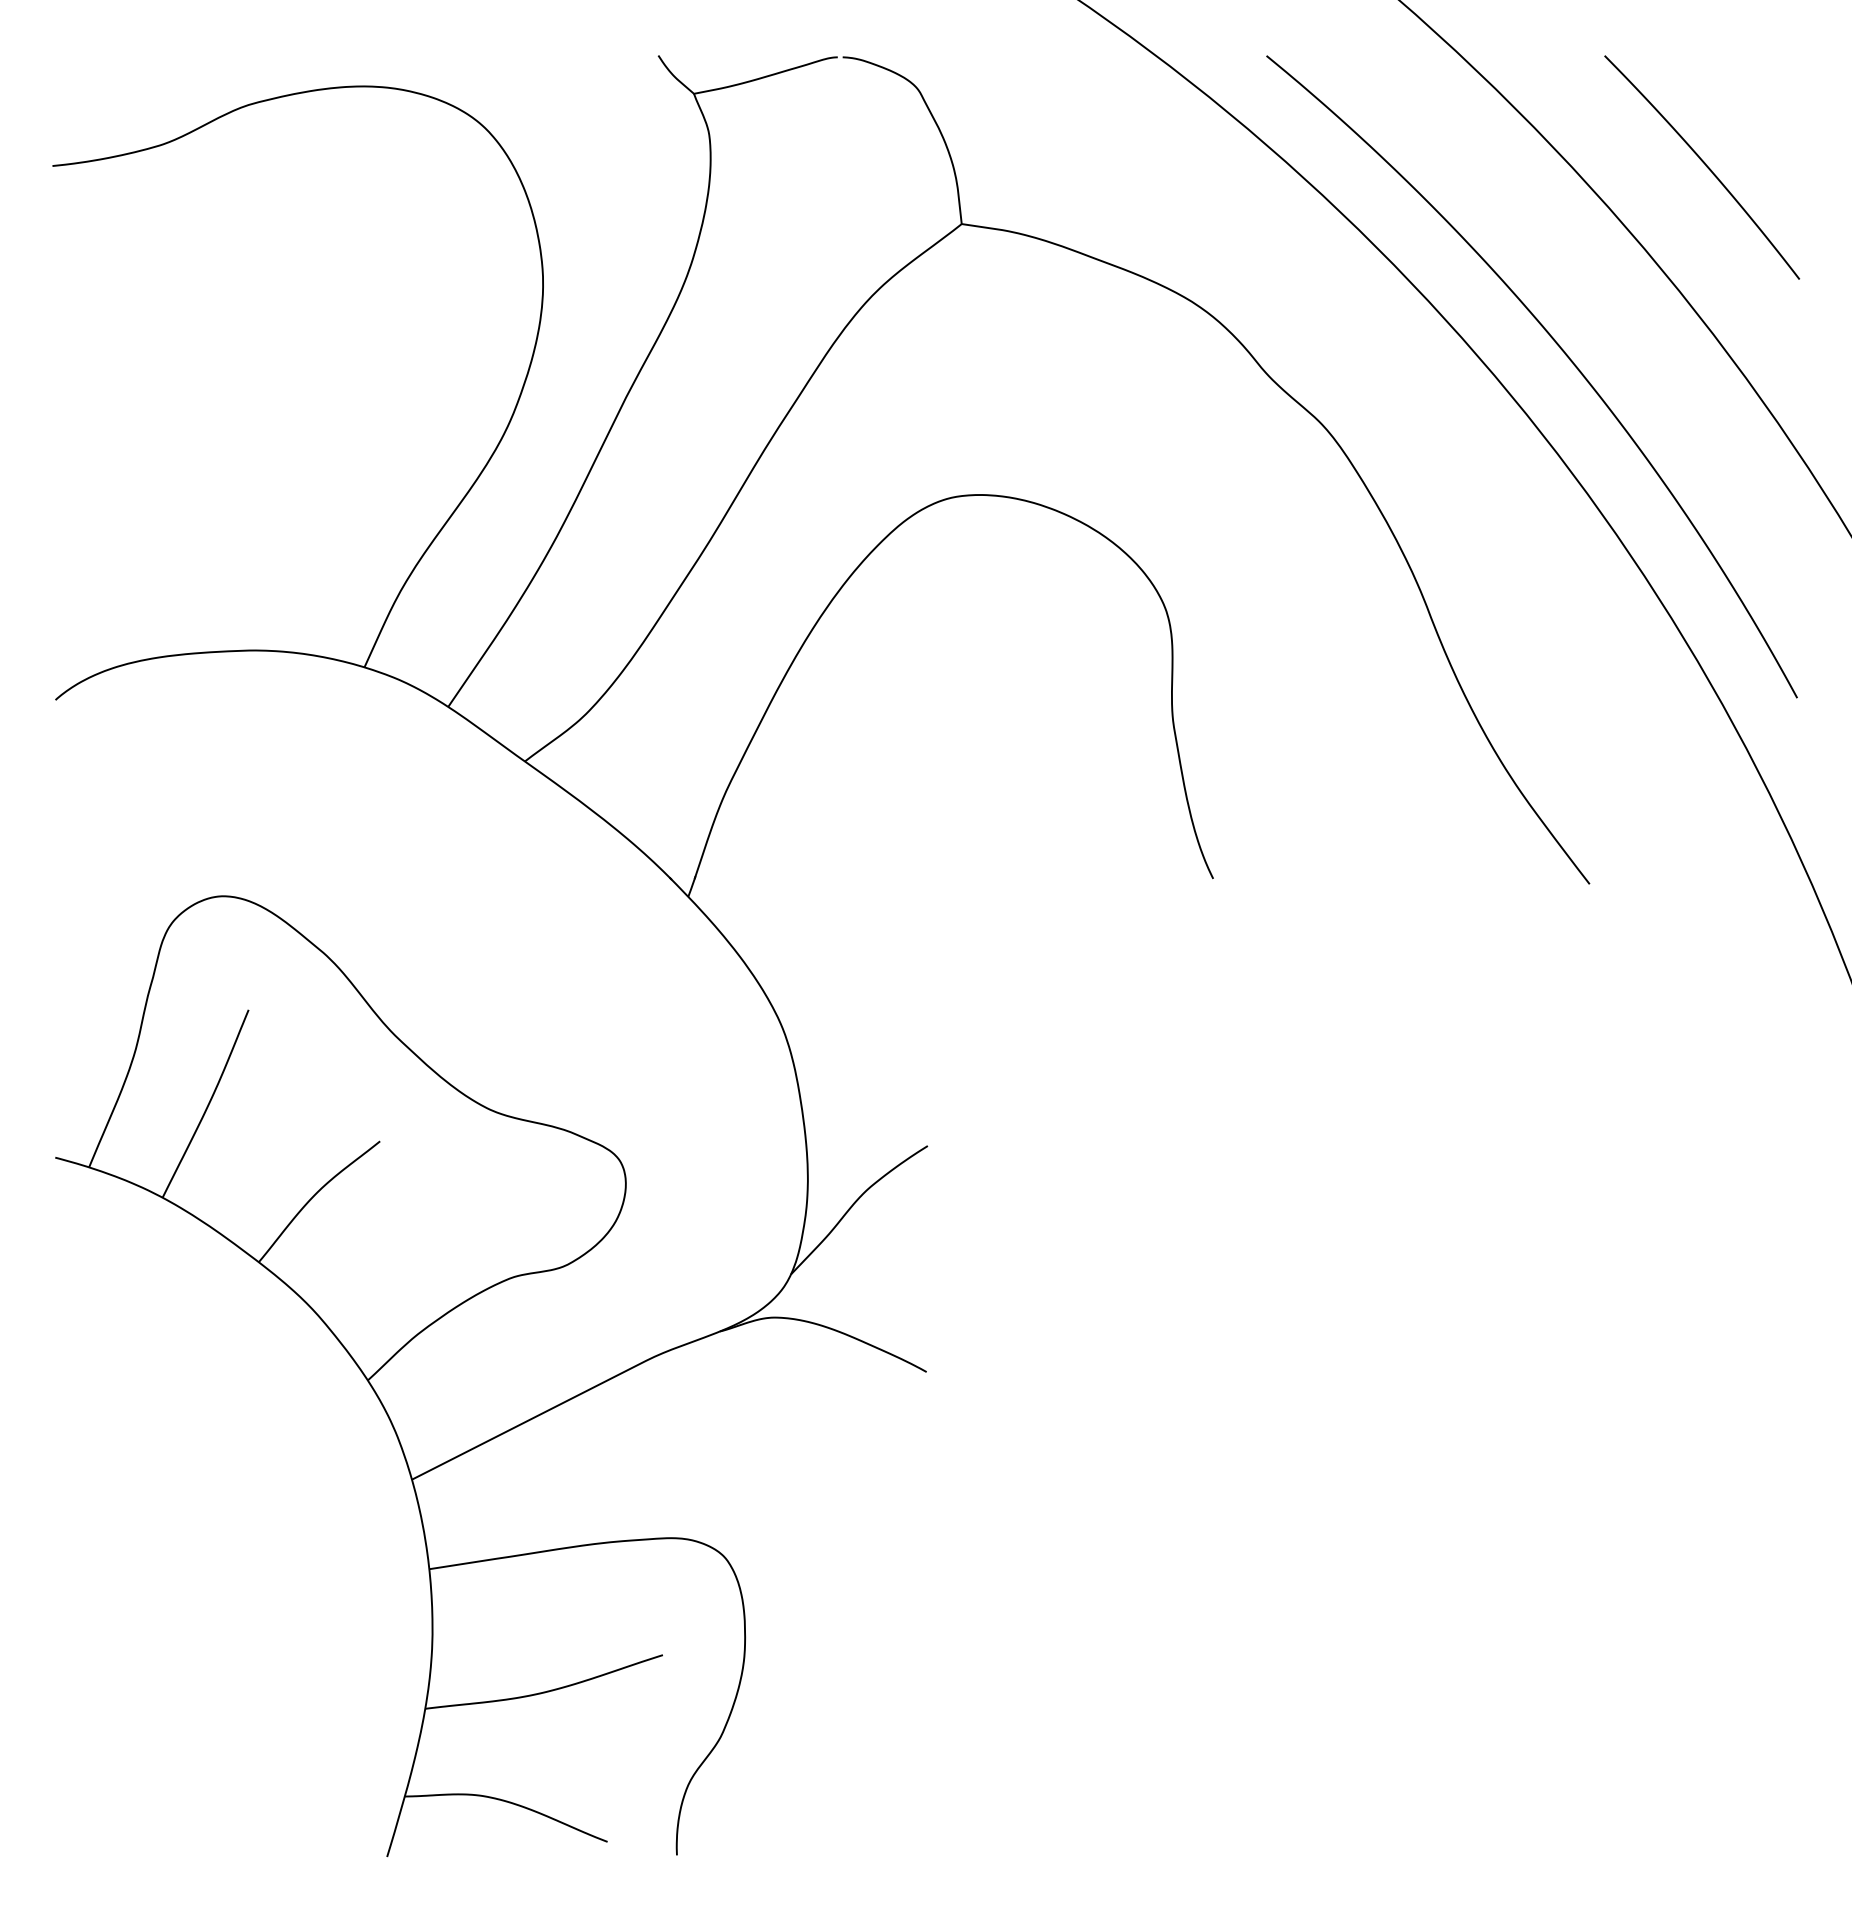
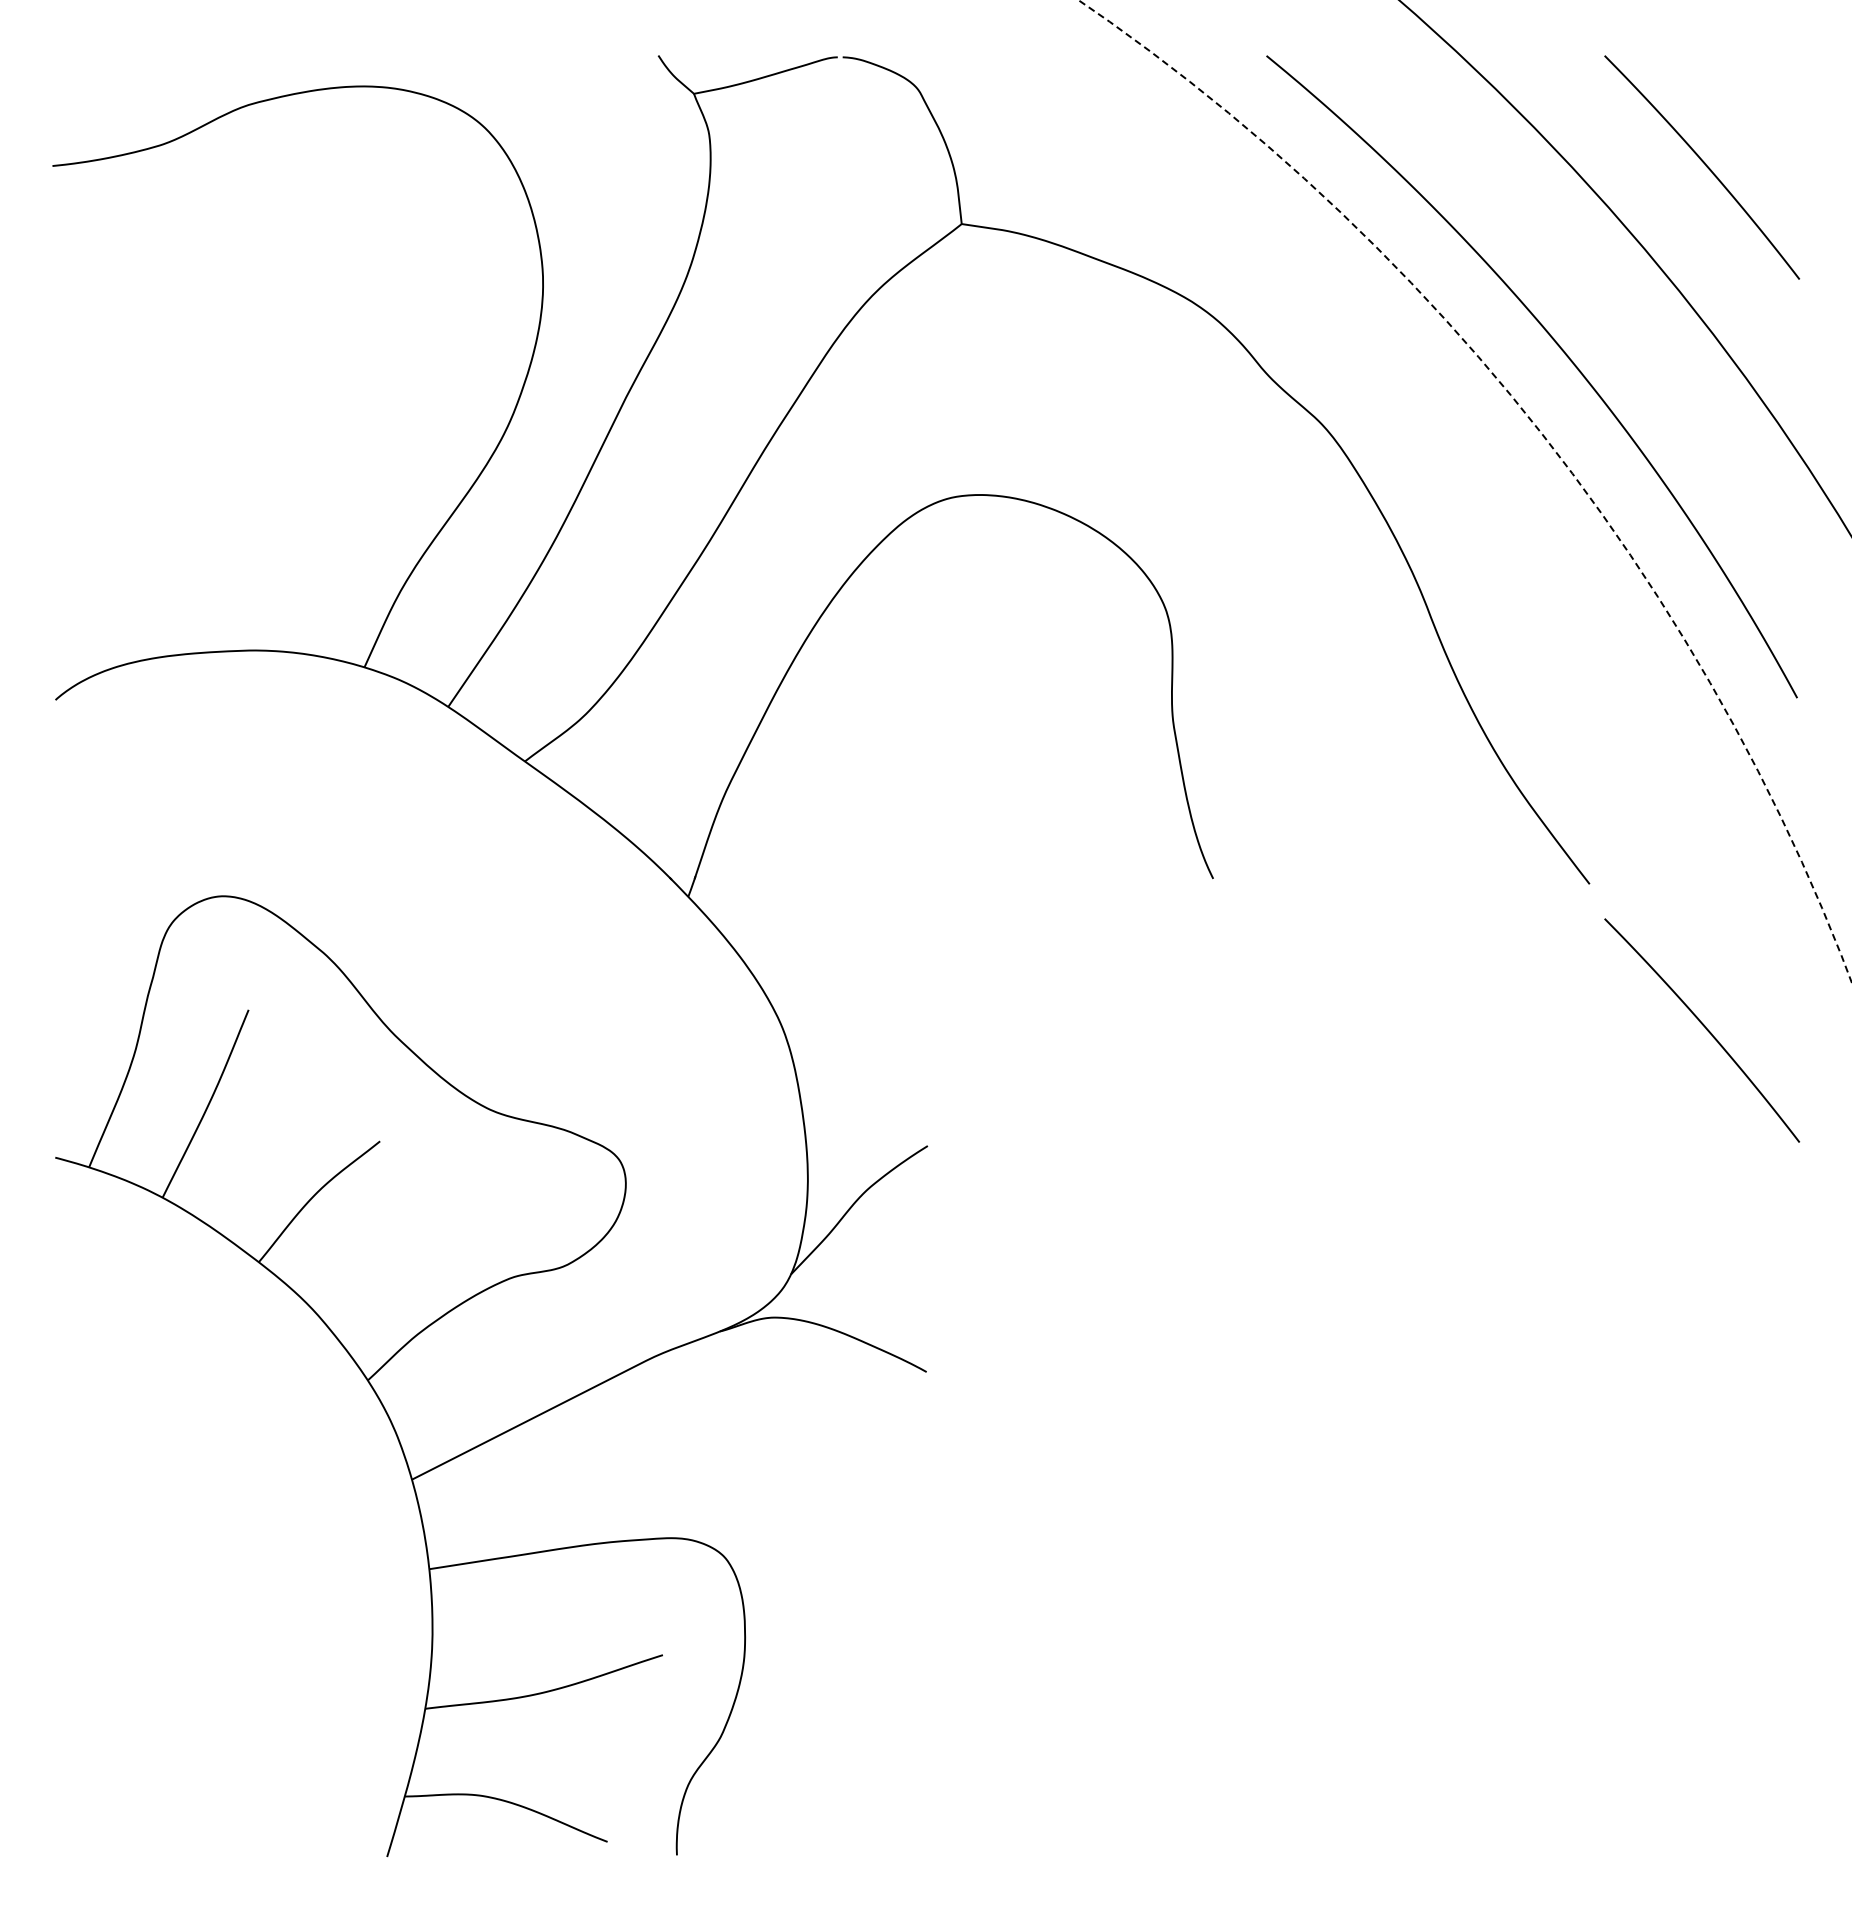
circle: solid -> dashed (1464, 490)
curve: none -> present (1704, 1027)
